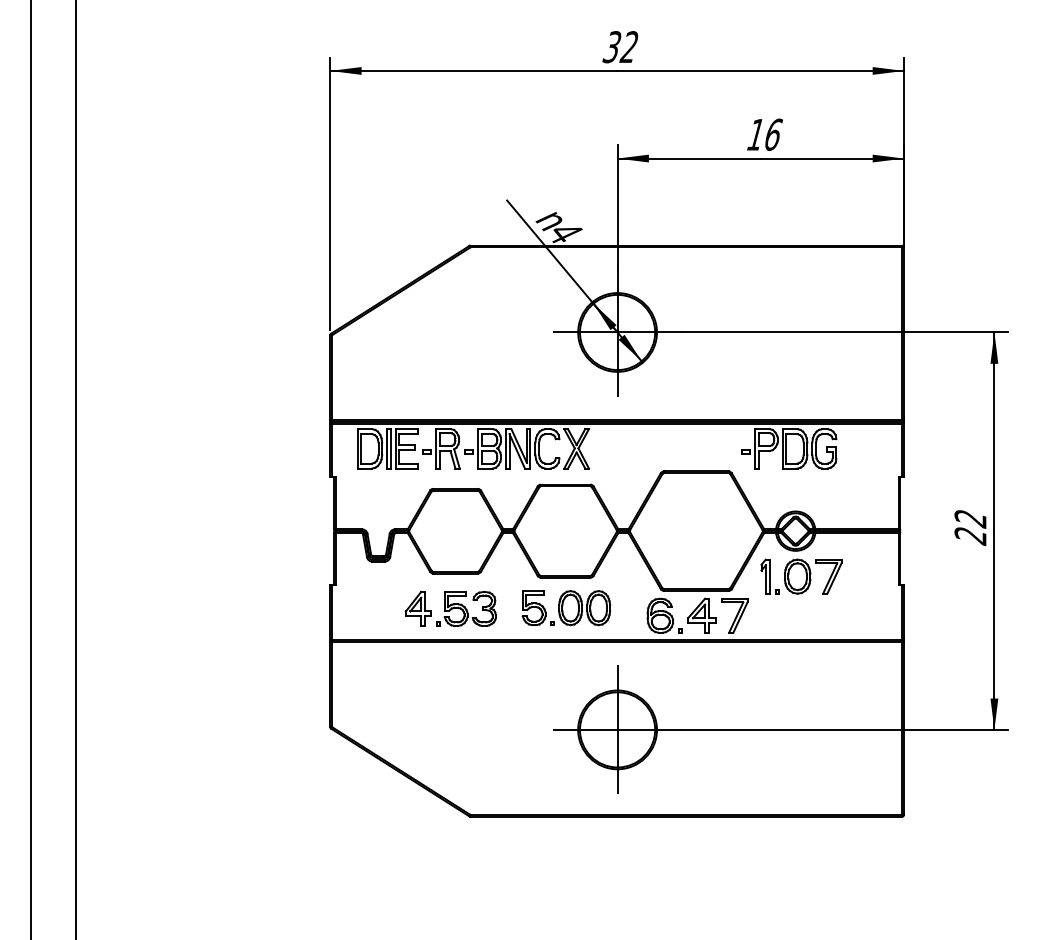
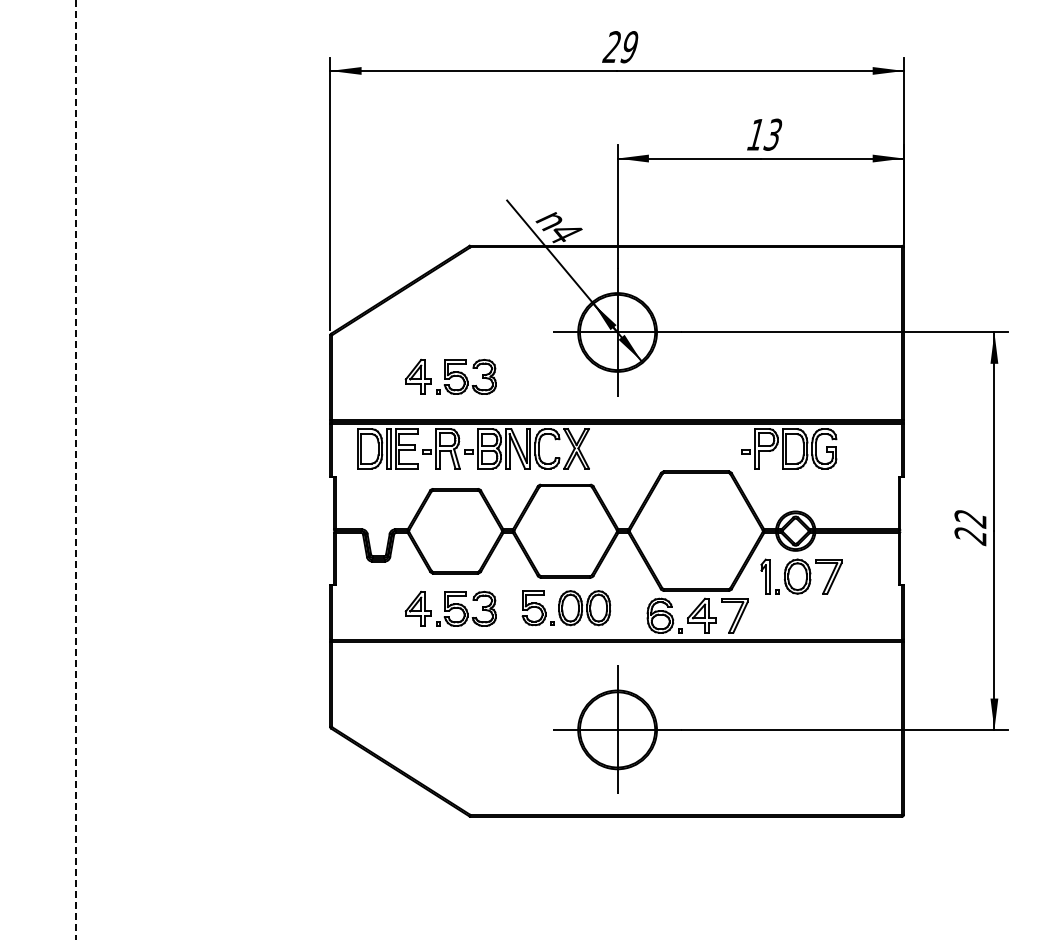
text: 32 -> 29 (620, 47)
text: 16 -> 13 (772, 134)
part: none -> present (450, 376)
line: present -> none (31, 469)
line: solid -> dashed (75, 469)
